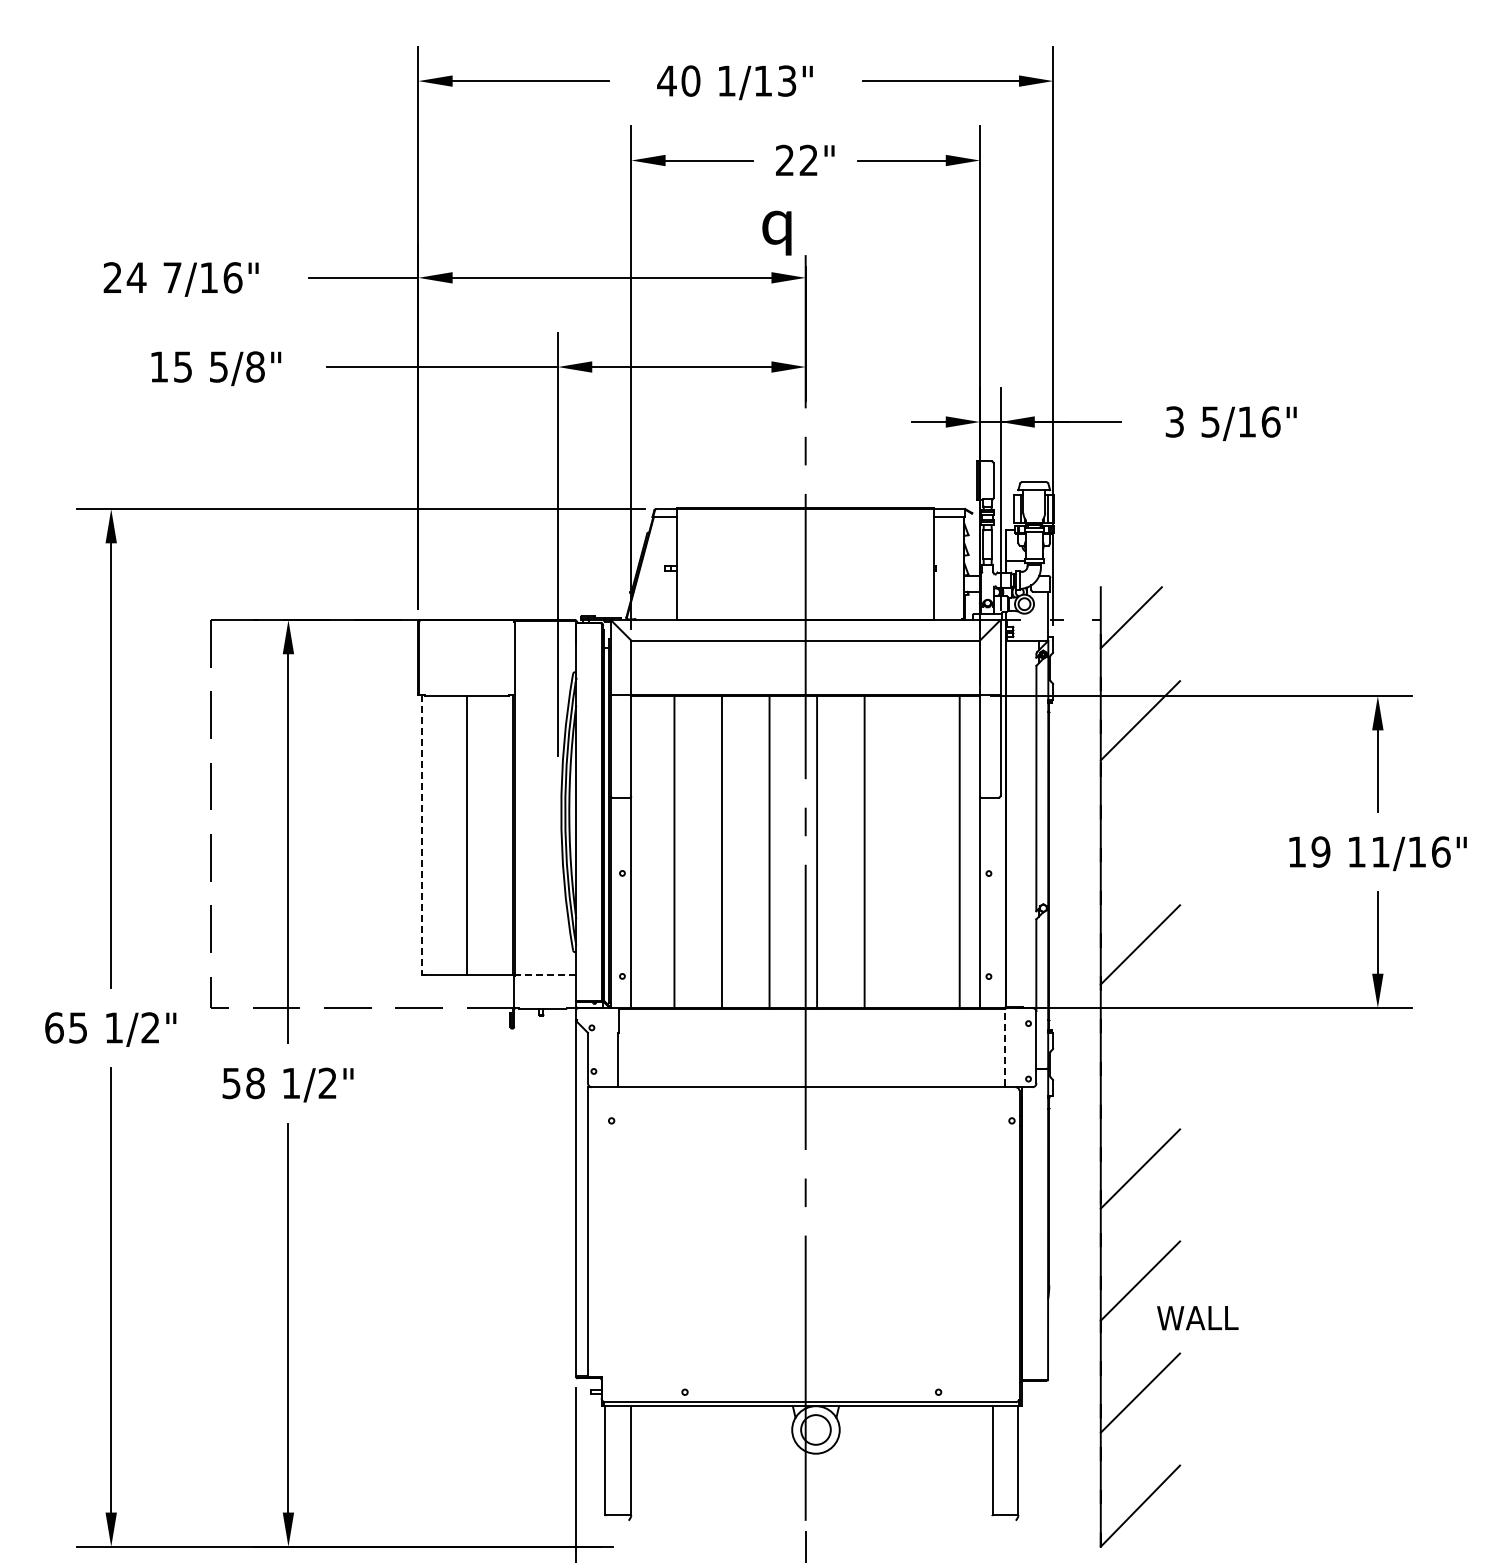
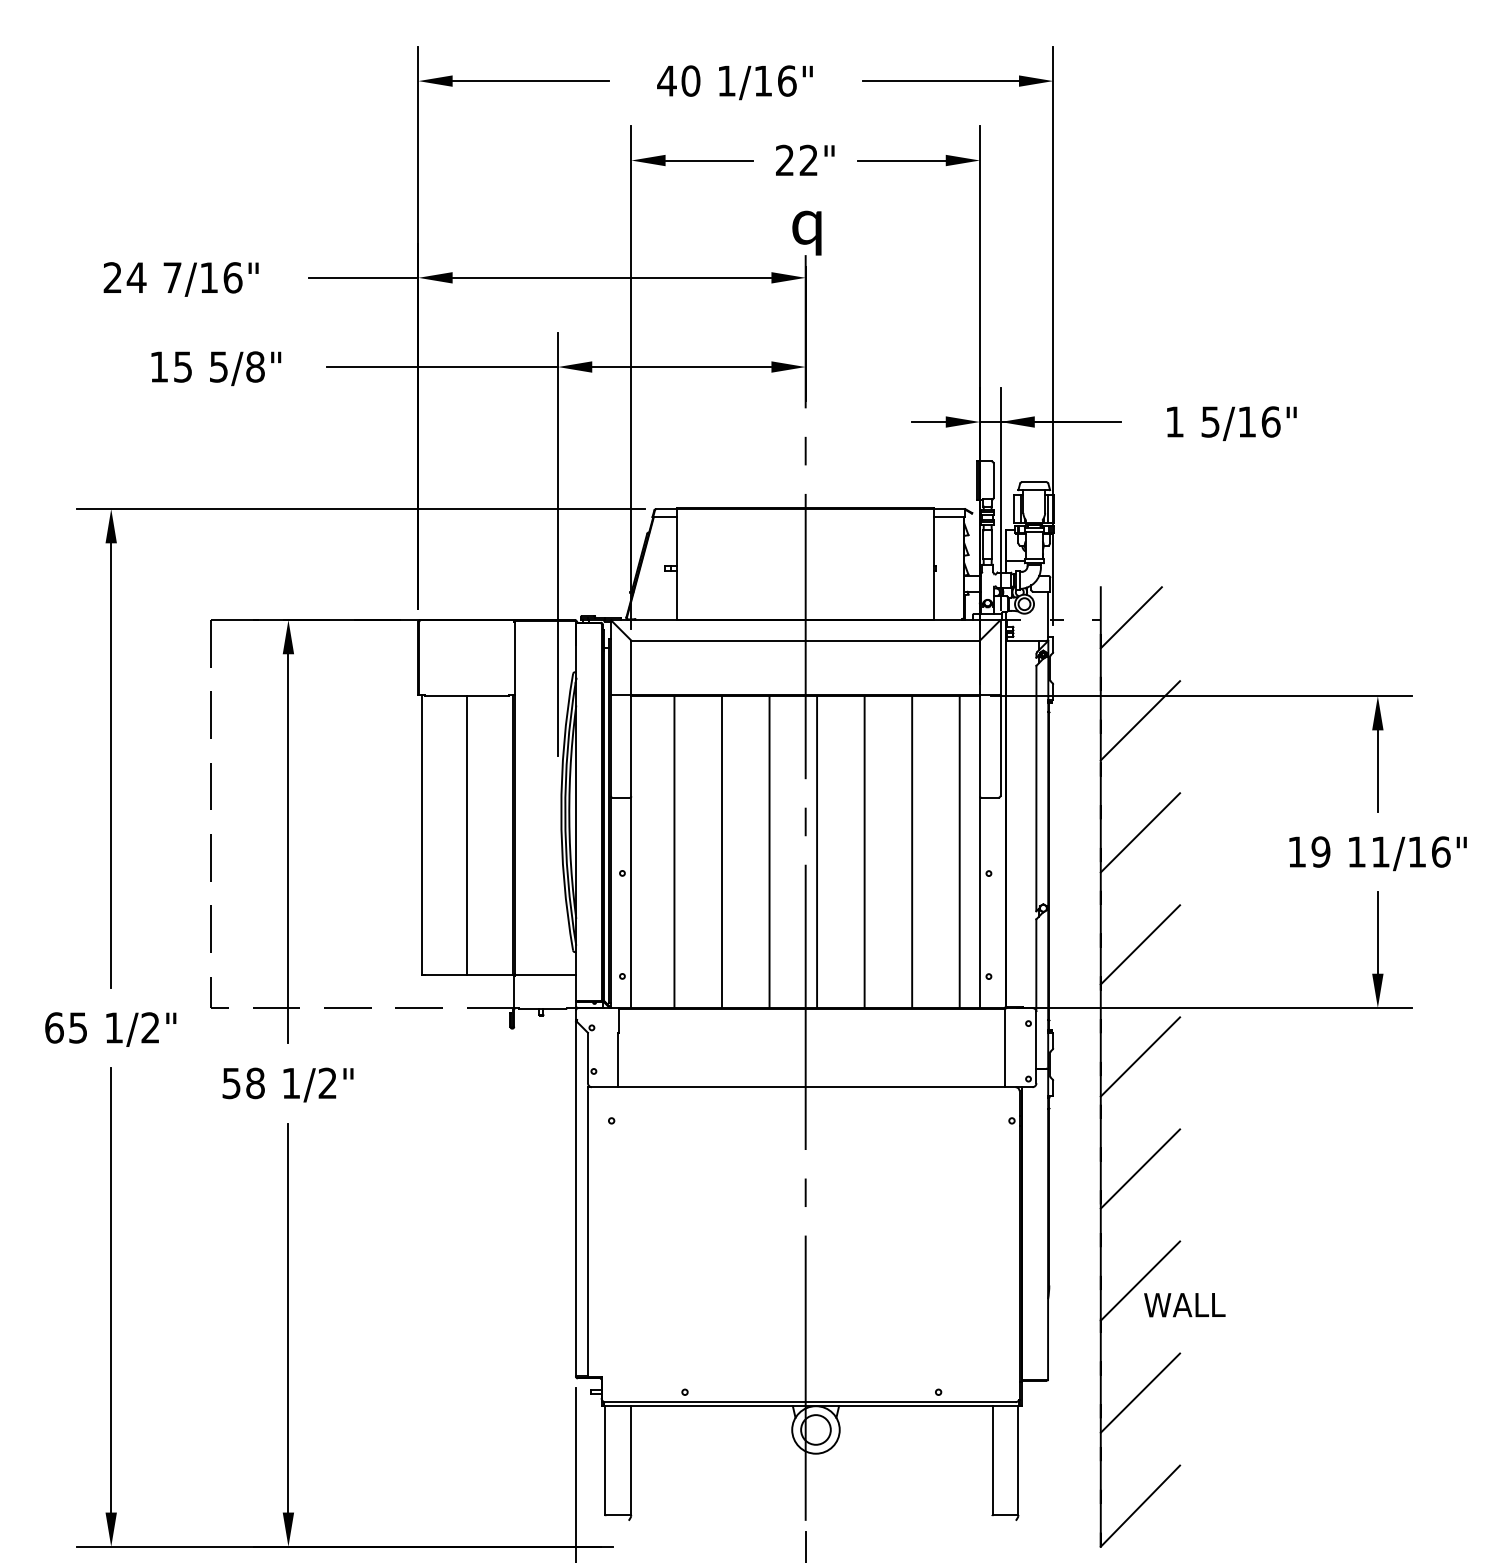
text: 1/13" -> 1/16" (787, 80)
text position: (776, 232) -> (806, 232) (806, 232)
text: 3 -> 1 (1174, 421)
line: none -> present (1140, 832)
line: dashed -> solid (421, 834)
line: none -> present (912, 852)
line: dashed -> solid (545, 974)
line: dashed -> solid (1005, 1046)
line: none -> present (1140, 1056)
text position: (1197, 1318) -> (1184, 1305) (1184, 1305)
